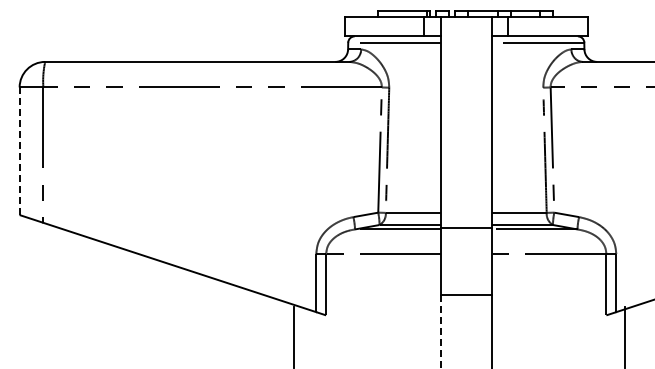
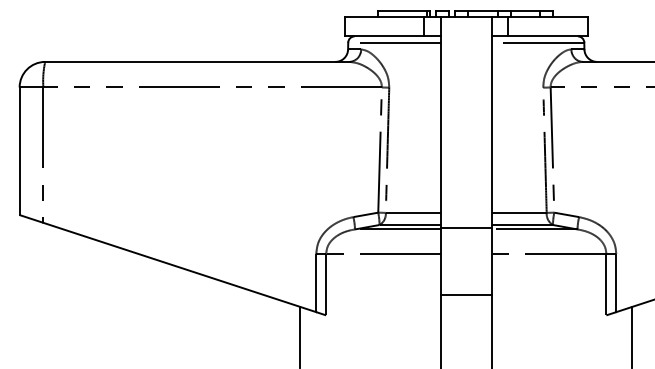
line: dashed -> solid (19, 151)
line: dashed -> solid (440, 331)
line position: (294, 335) -> (300, 335) (300, 335)
line position: (625, 335) -> (632, 335) (632, 335)
